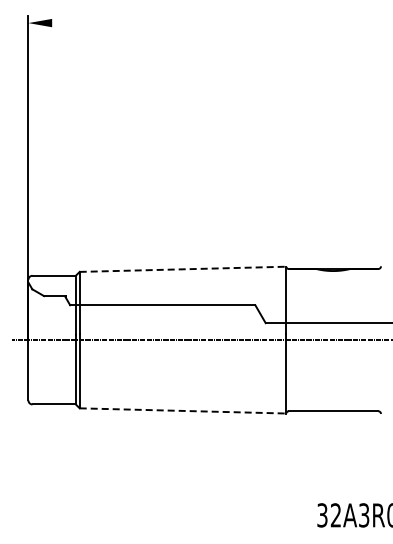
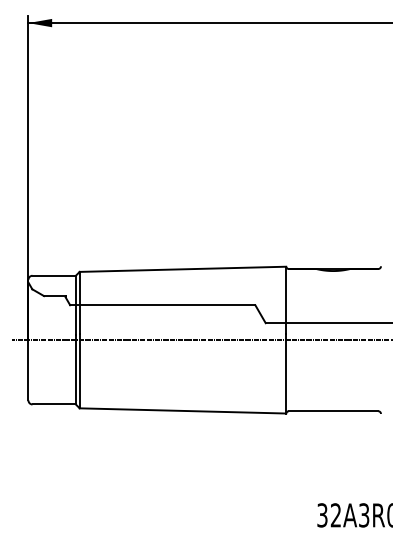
line: none -> present (208, 23)
line: dashed -> solid (183, 269)
line: dashed -> solid (183, 410)
